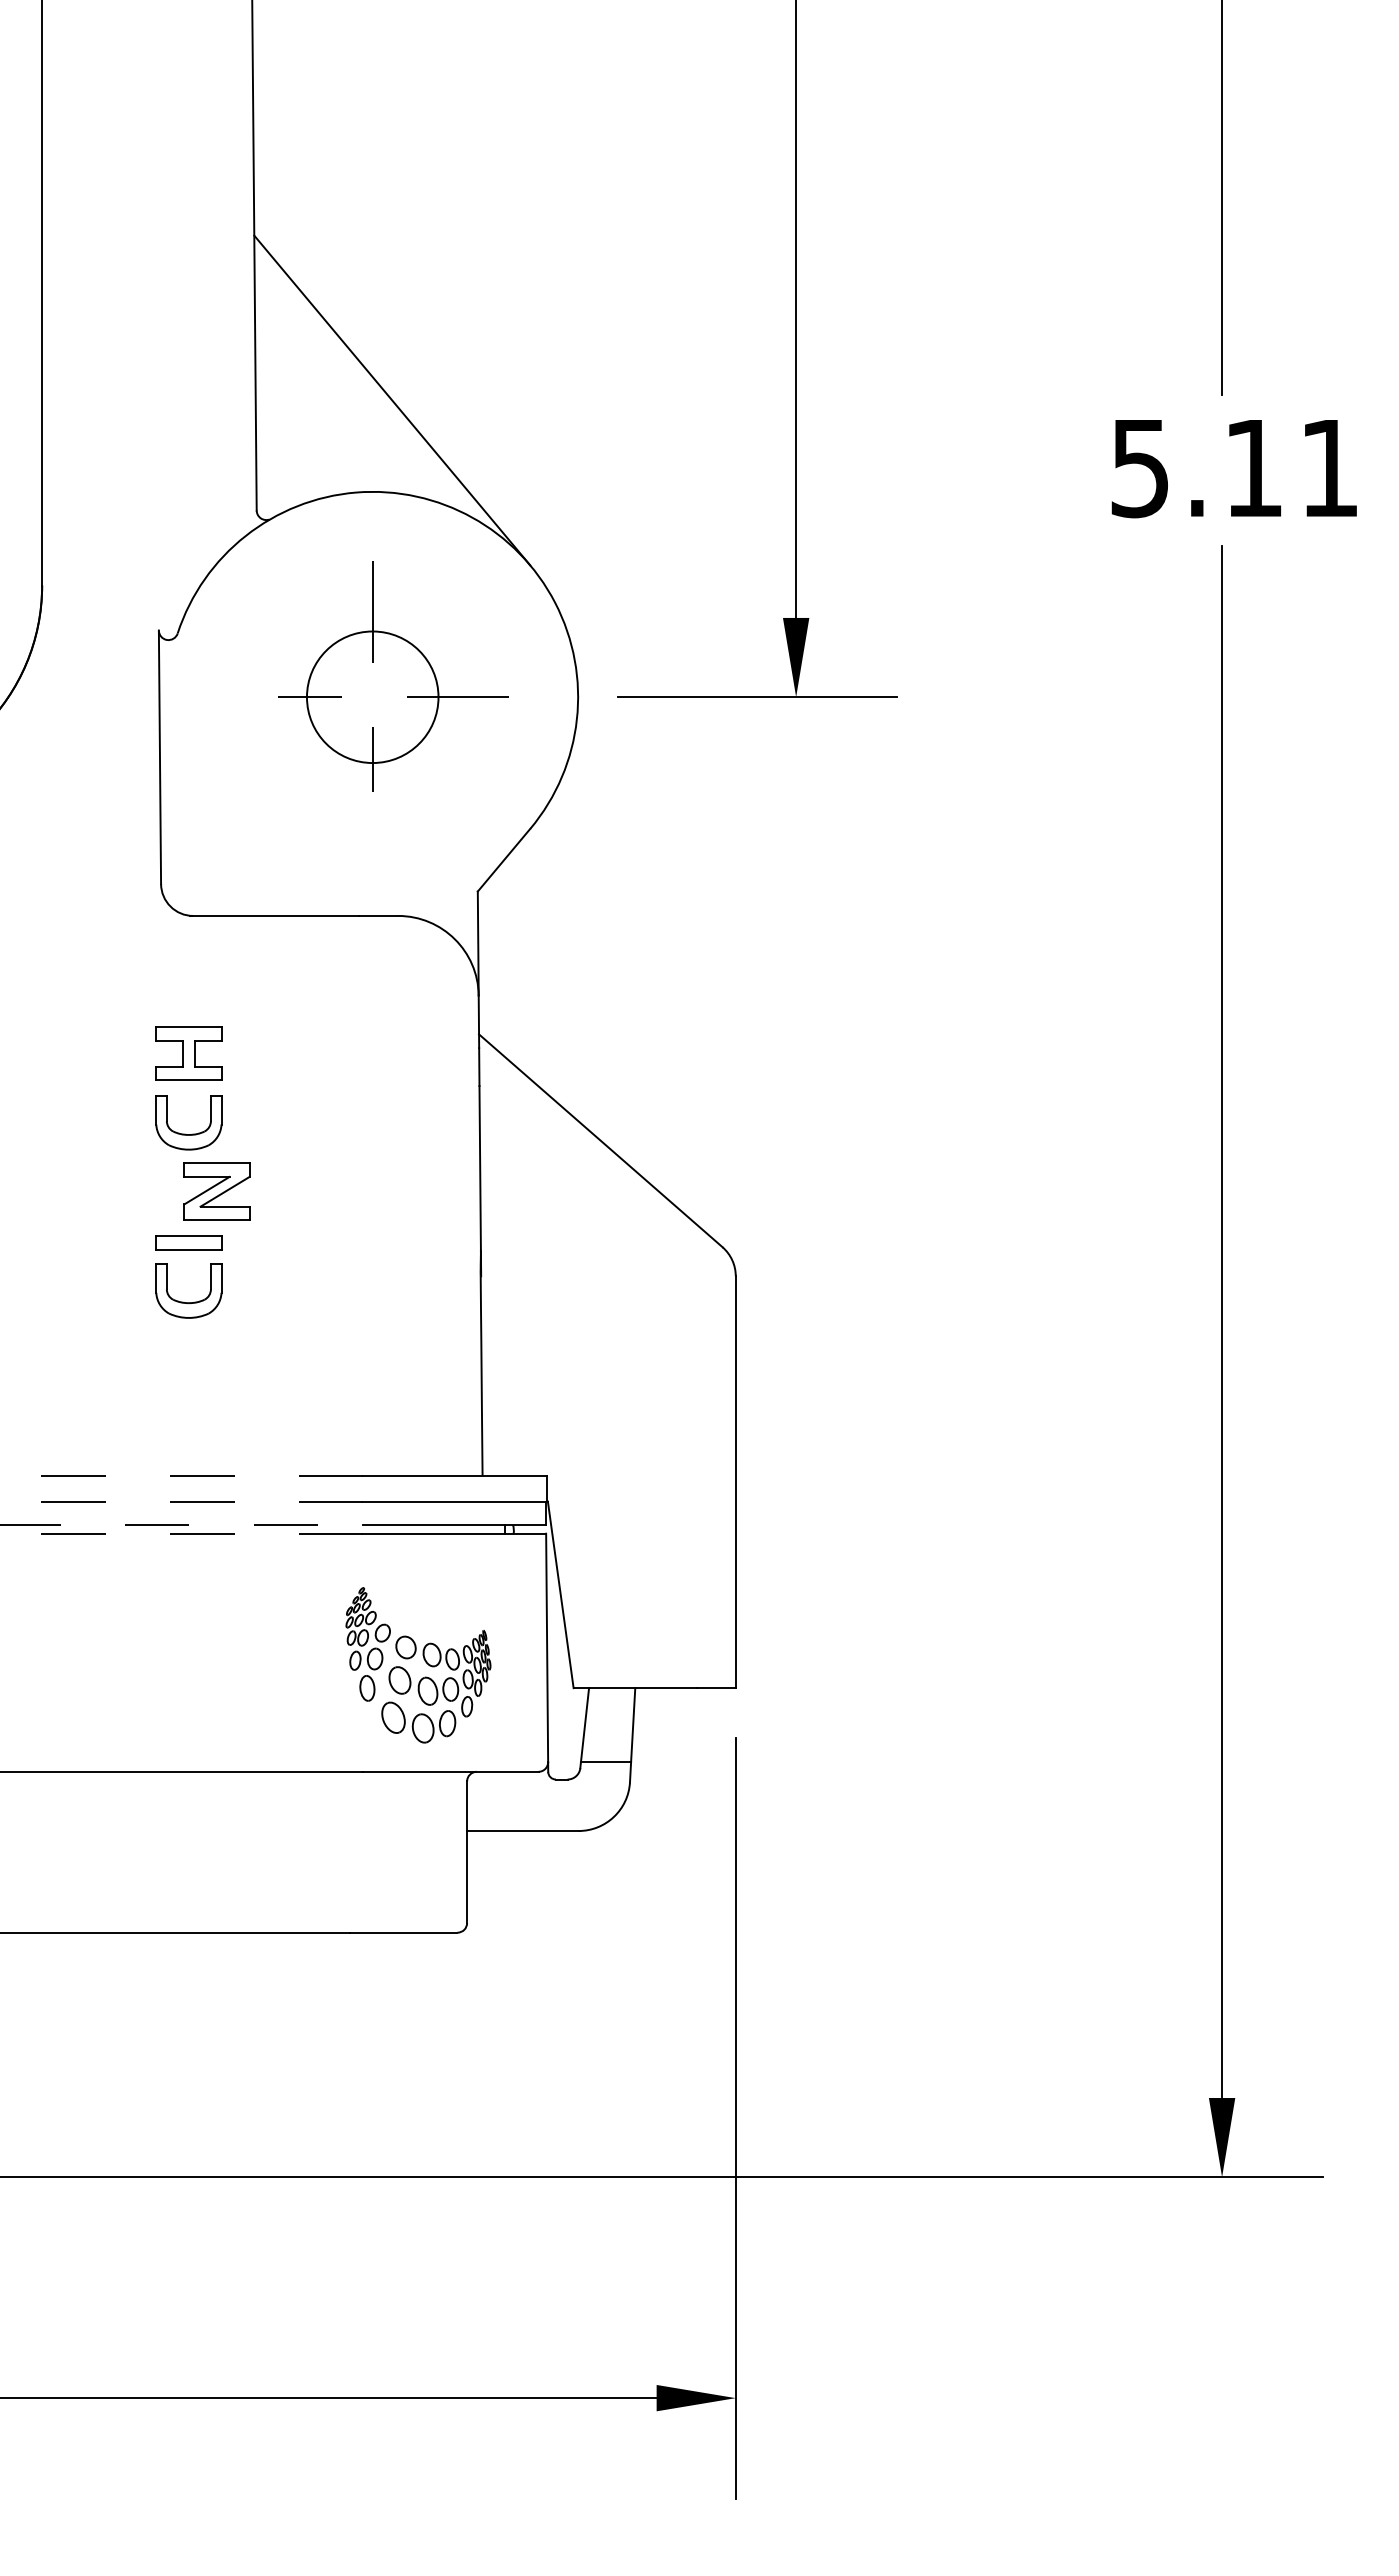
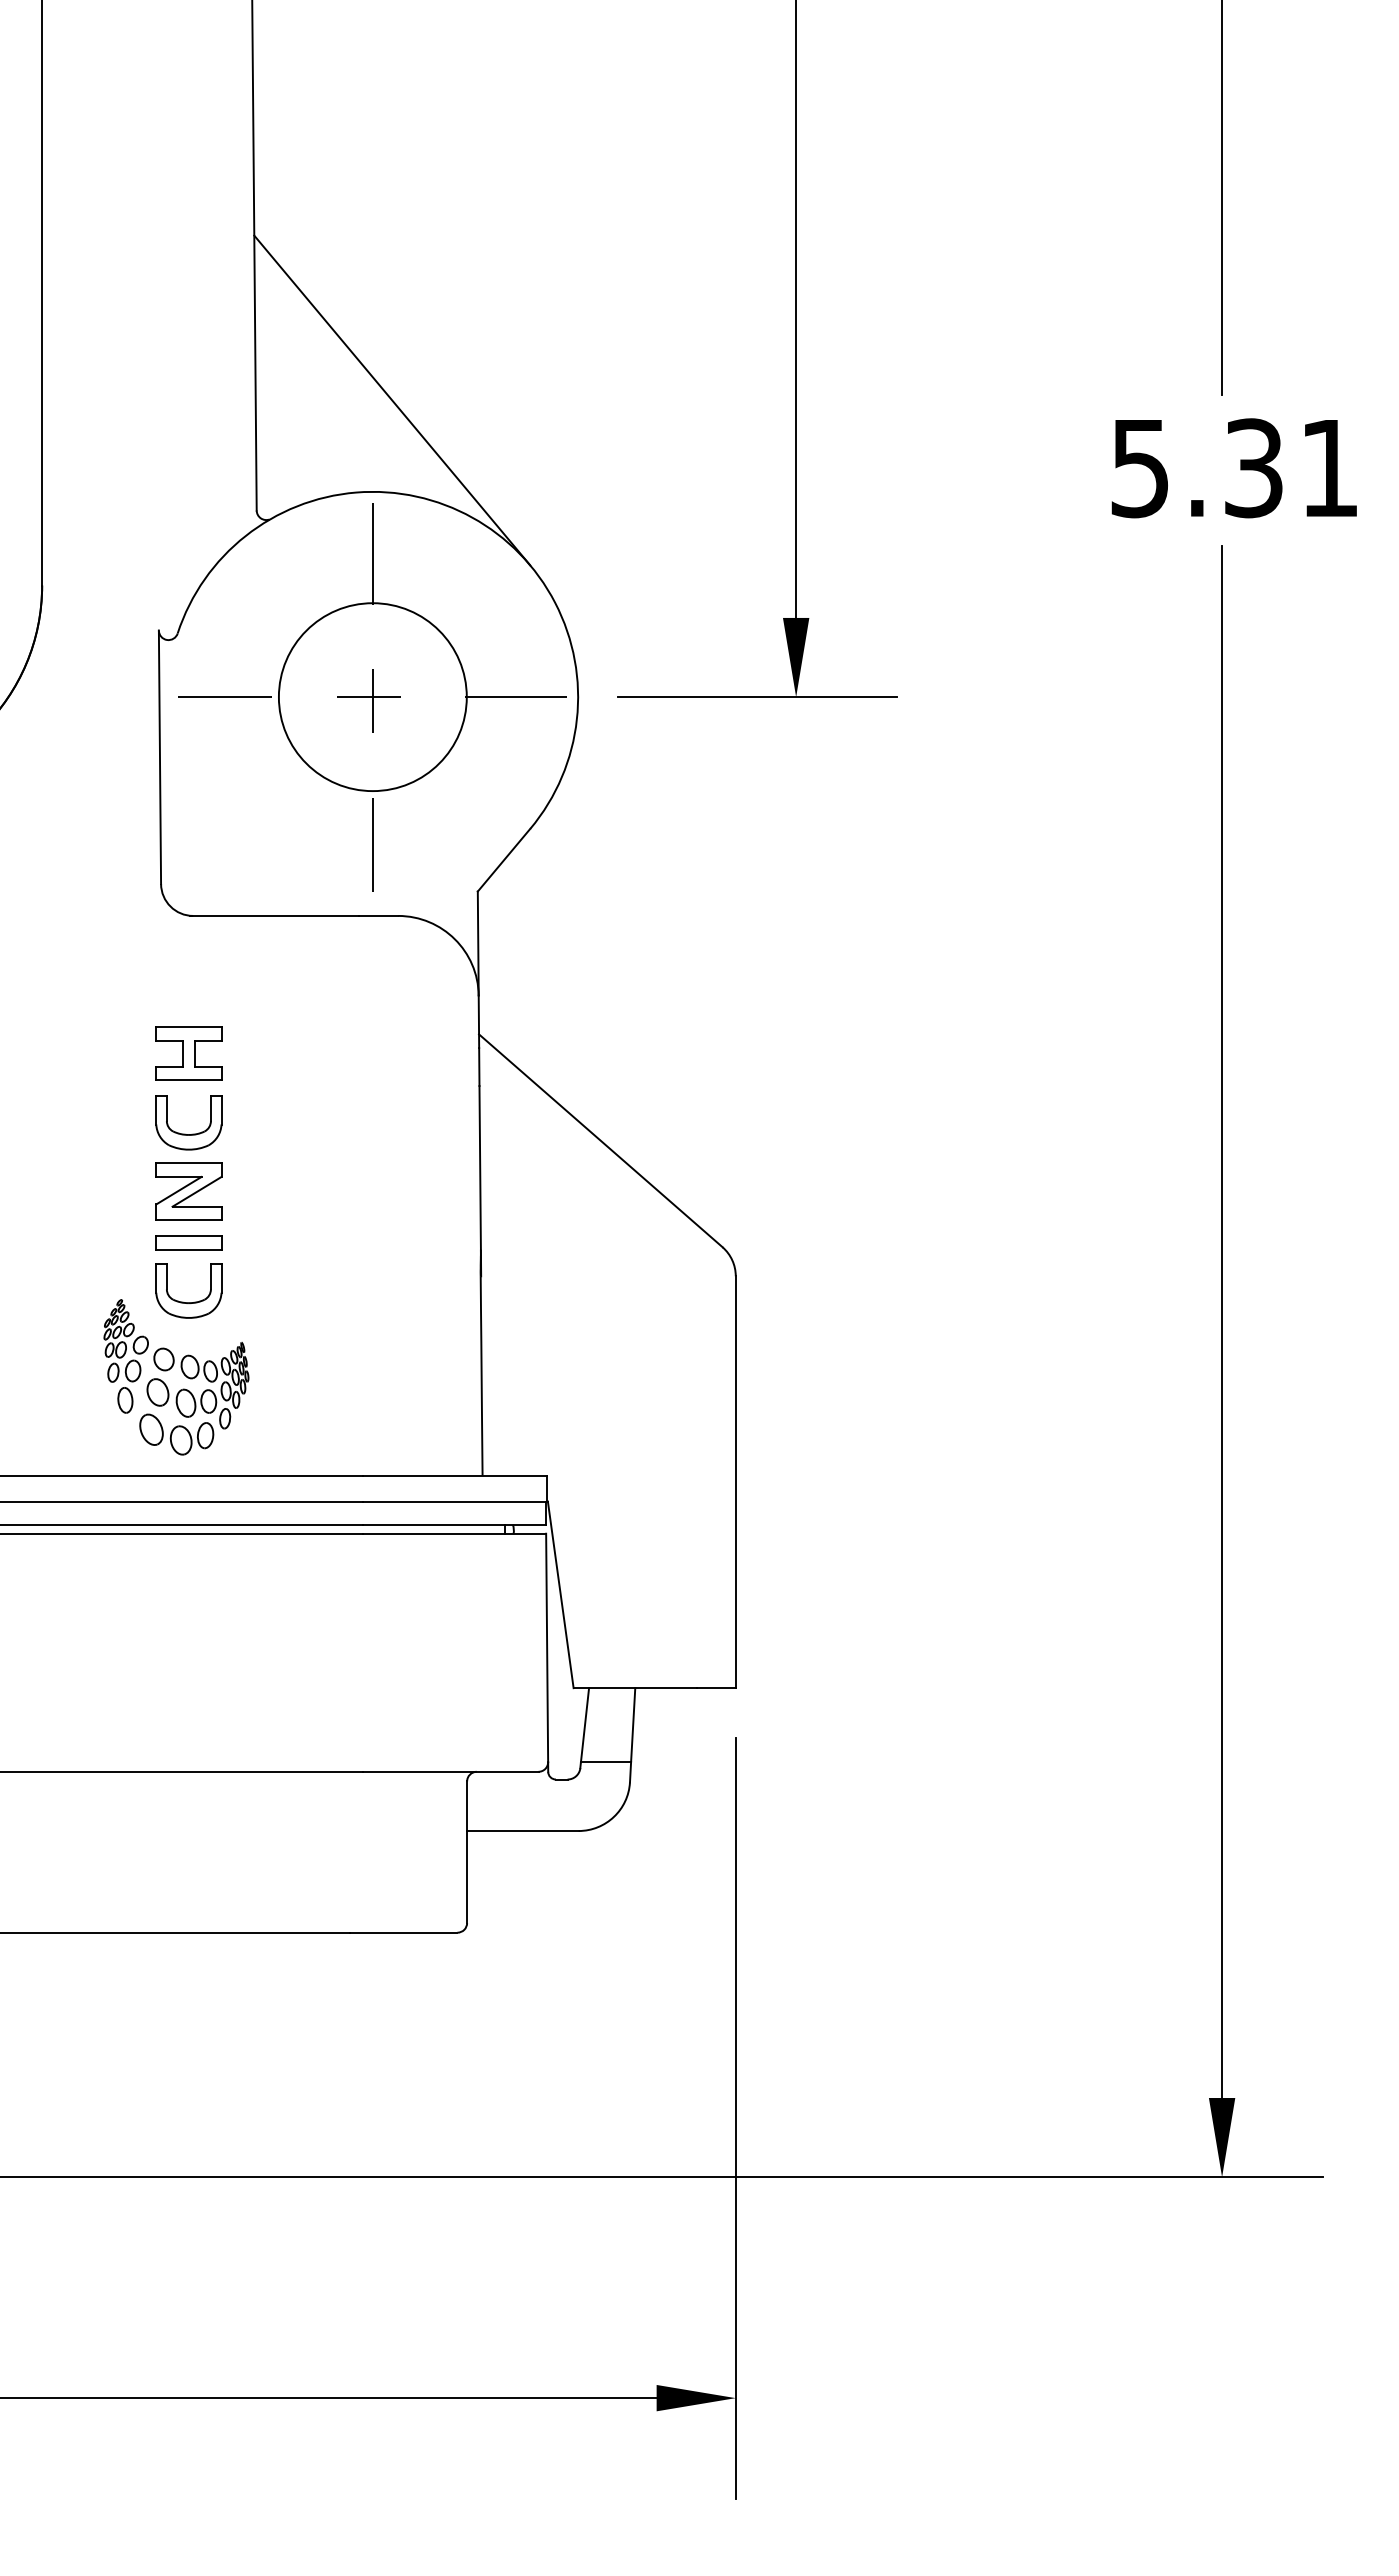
text: 5.11 -> 5.31 (1253, 468)
part size: 231x231 px -> 389x389 px (372, 697)
part position: (216, 1191) -> (188, 1191) (188, 1191)
line: dashed -> solid (181, 1475)
line: dashed -> solid (181, 1501)
line: dashed -> solid (182, 1524)
line: dashed -> solid (181, 1533)
part position: (425, 1662) -> (183, 1374) (183, 1374)
